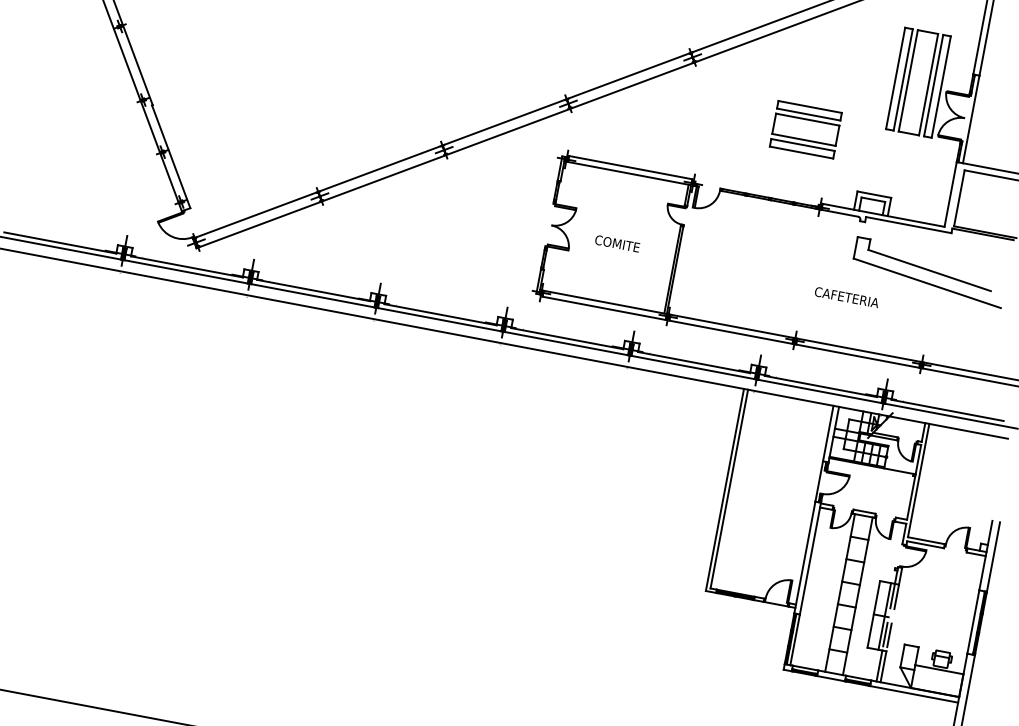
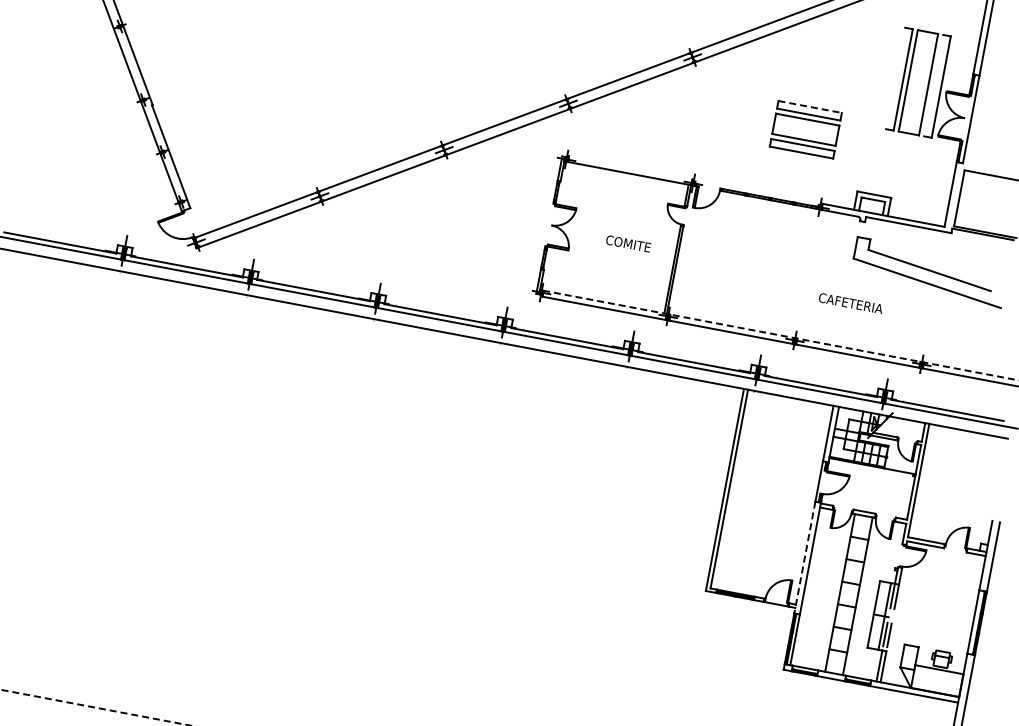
line: present -> none (895, 78)
line: present -> none (933, 85)
line: solid -> dashed (810, 107)
line: present -> none (630, 167)
line: present -> none (988, 168)
text position: (617, 243) -> (628, 243) (628, 243)
text position: (846, 297) -> (850, 303) (850, 303)
line: solid -> dashed (778, 335)
line: solid -> dashed (804, 557)
line: solid -> dashed (96, 707)
